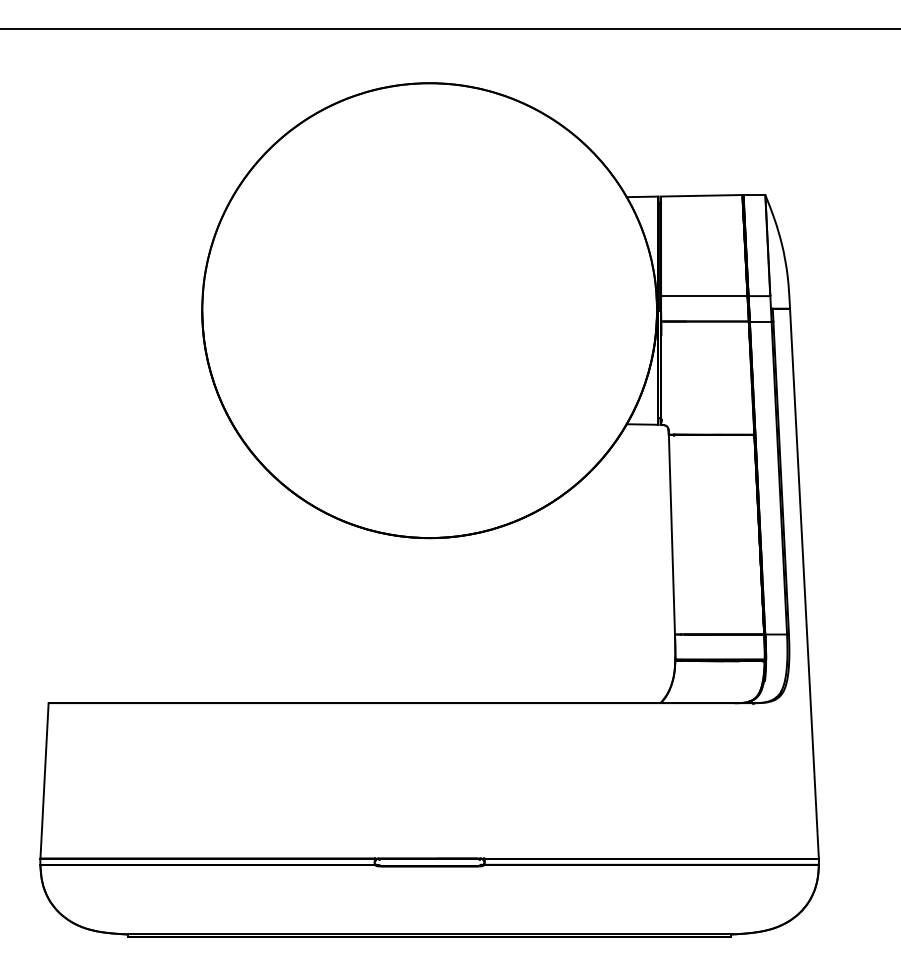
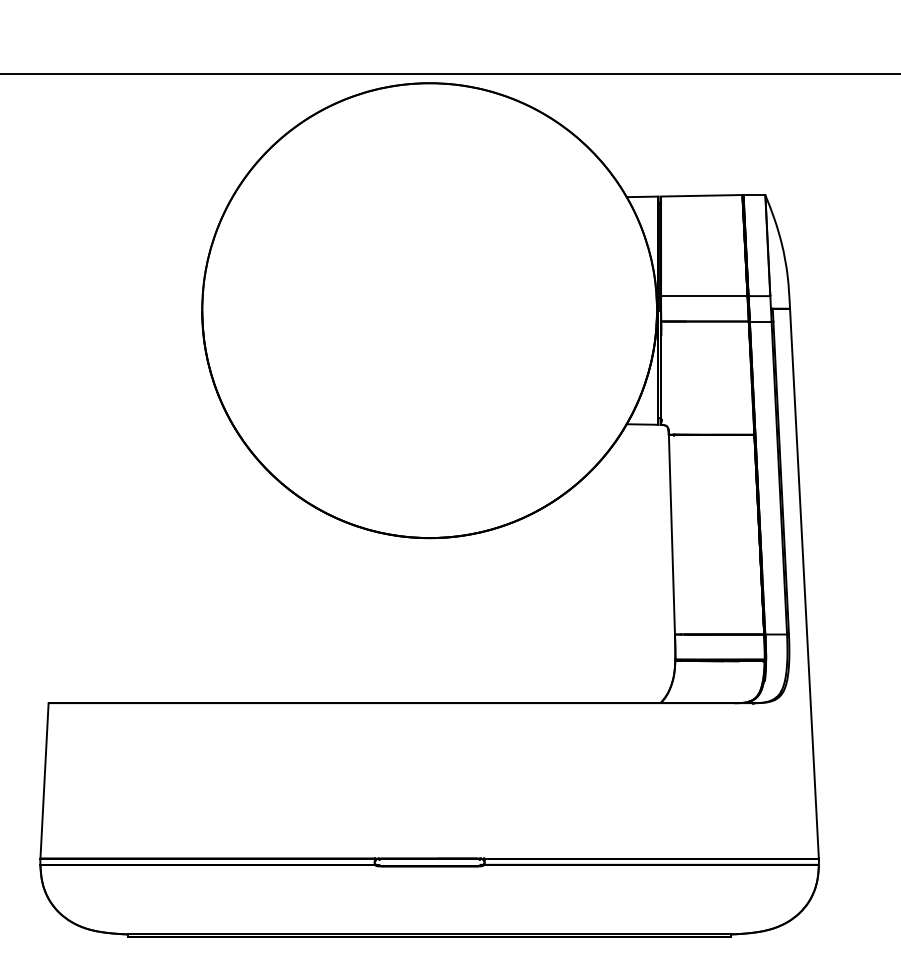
line position: (449, 28) -> (449, 73) (449, 73)
